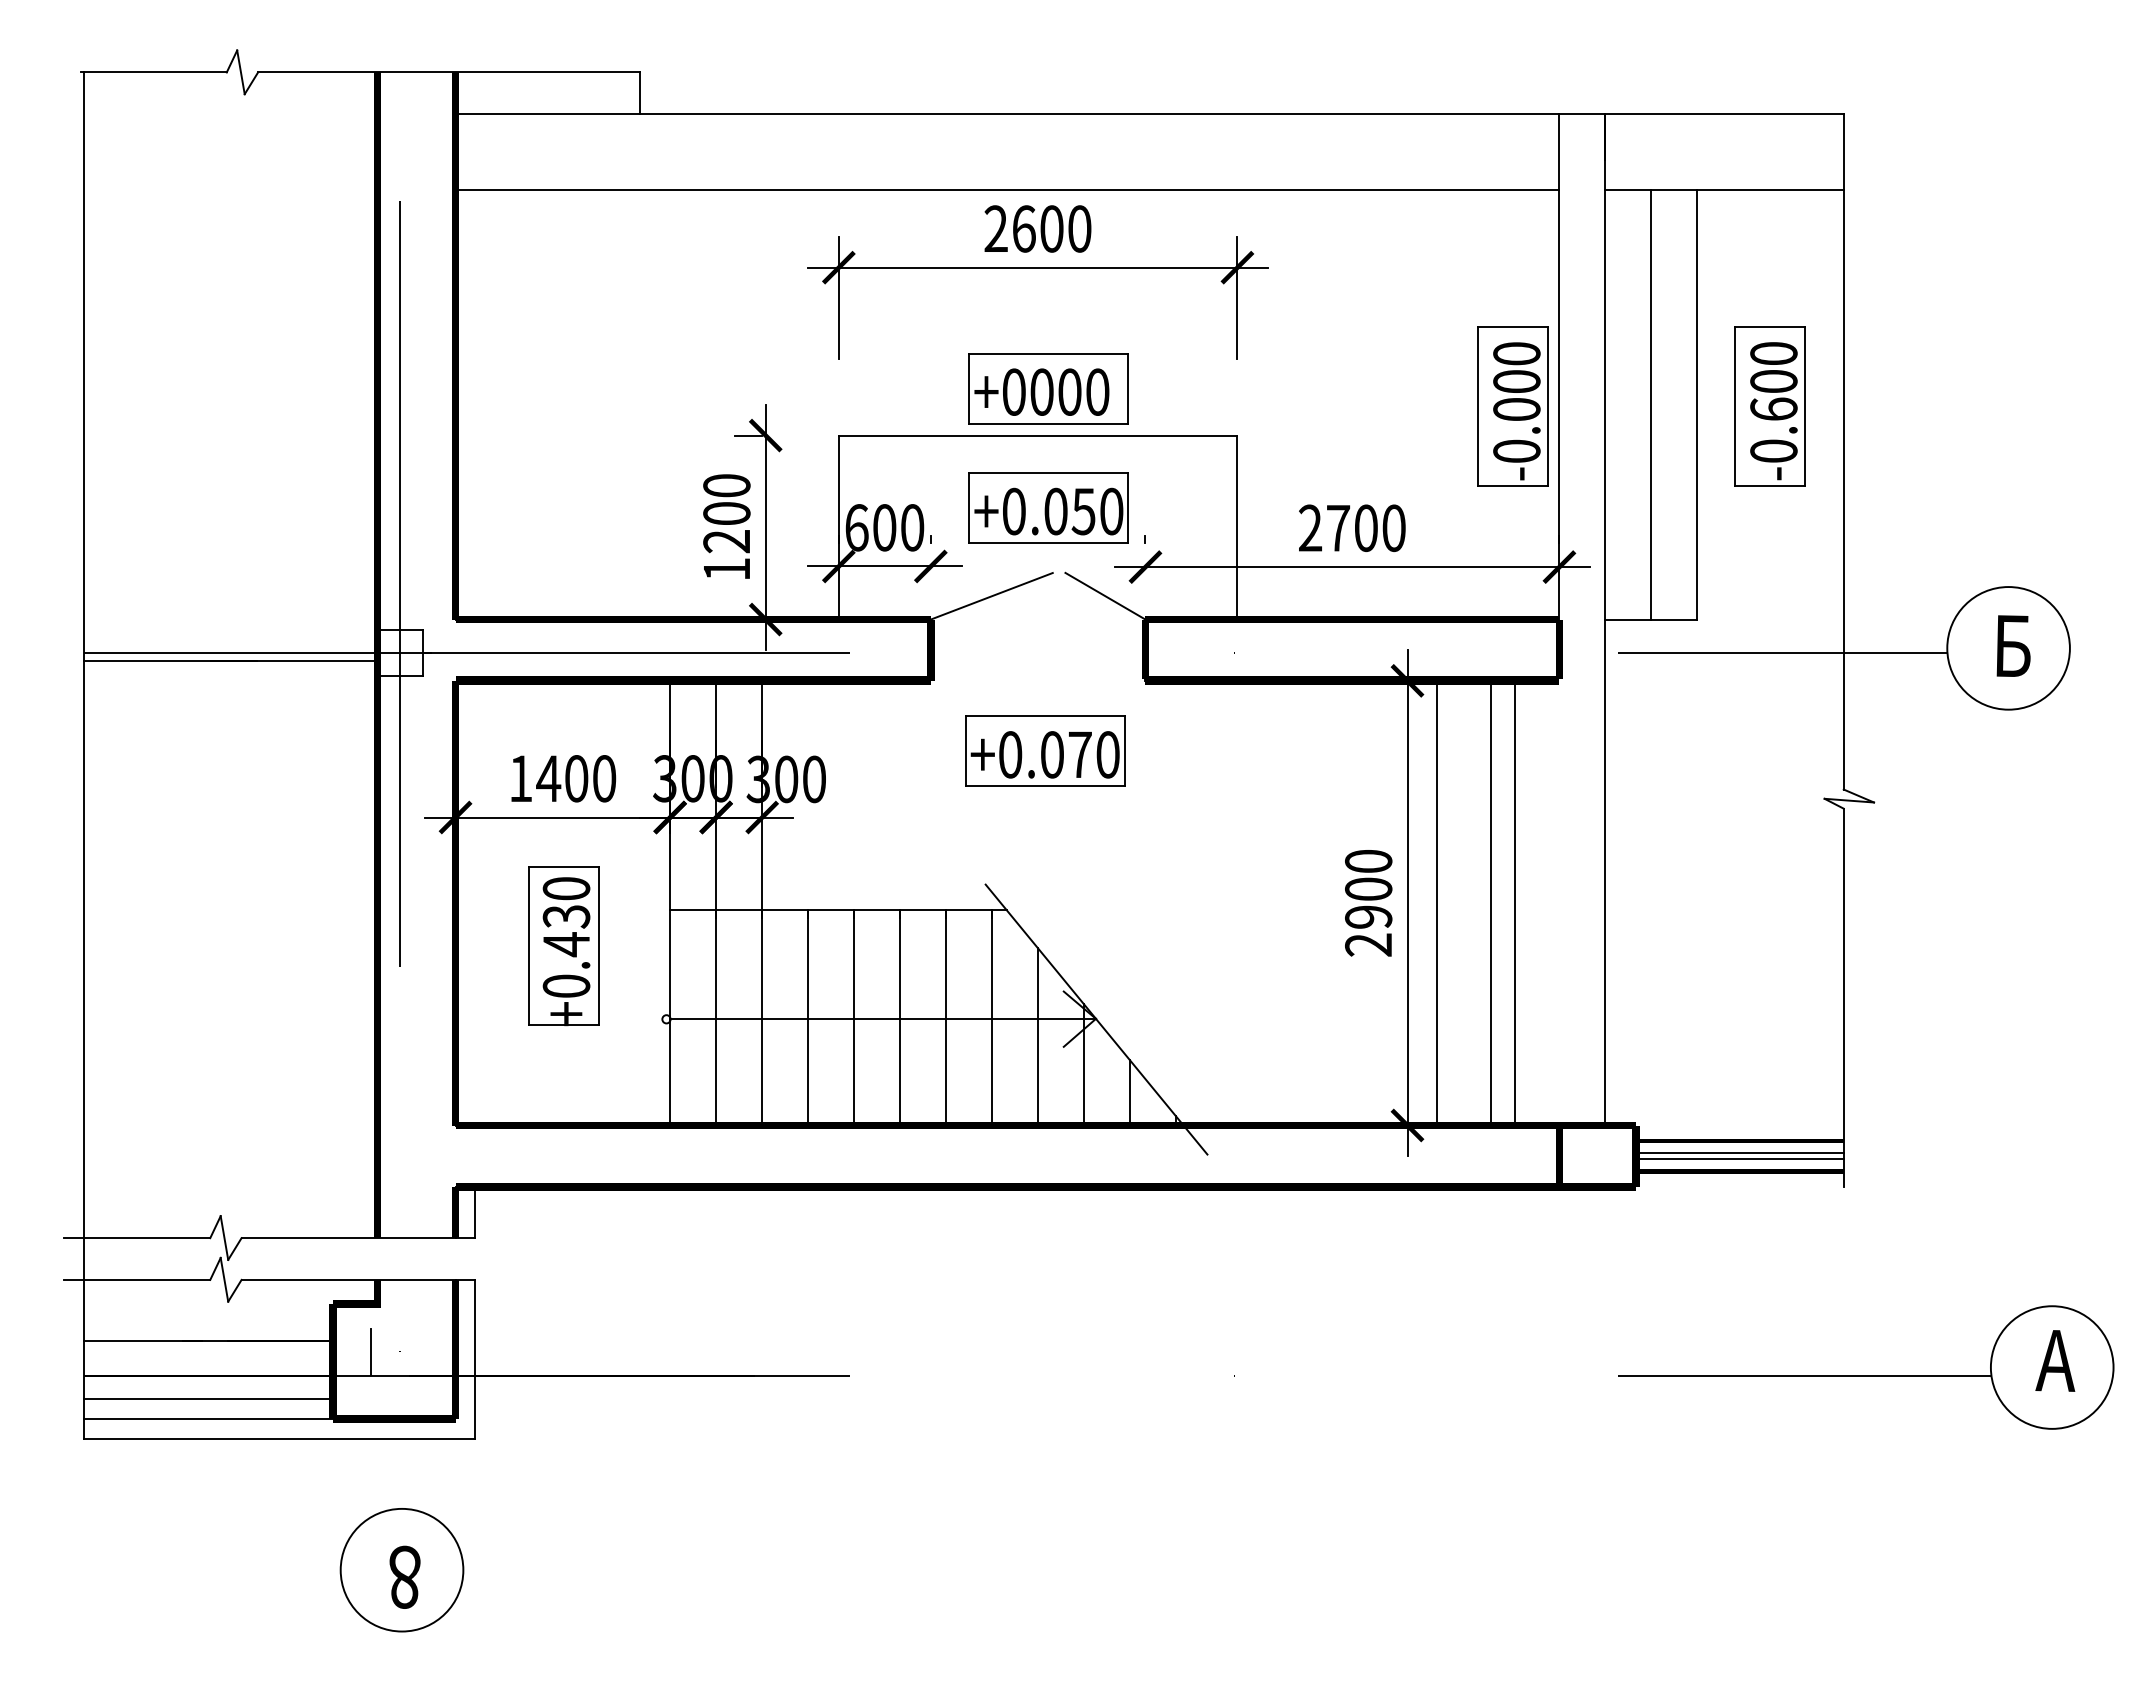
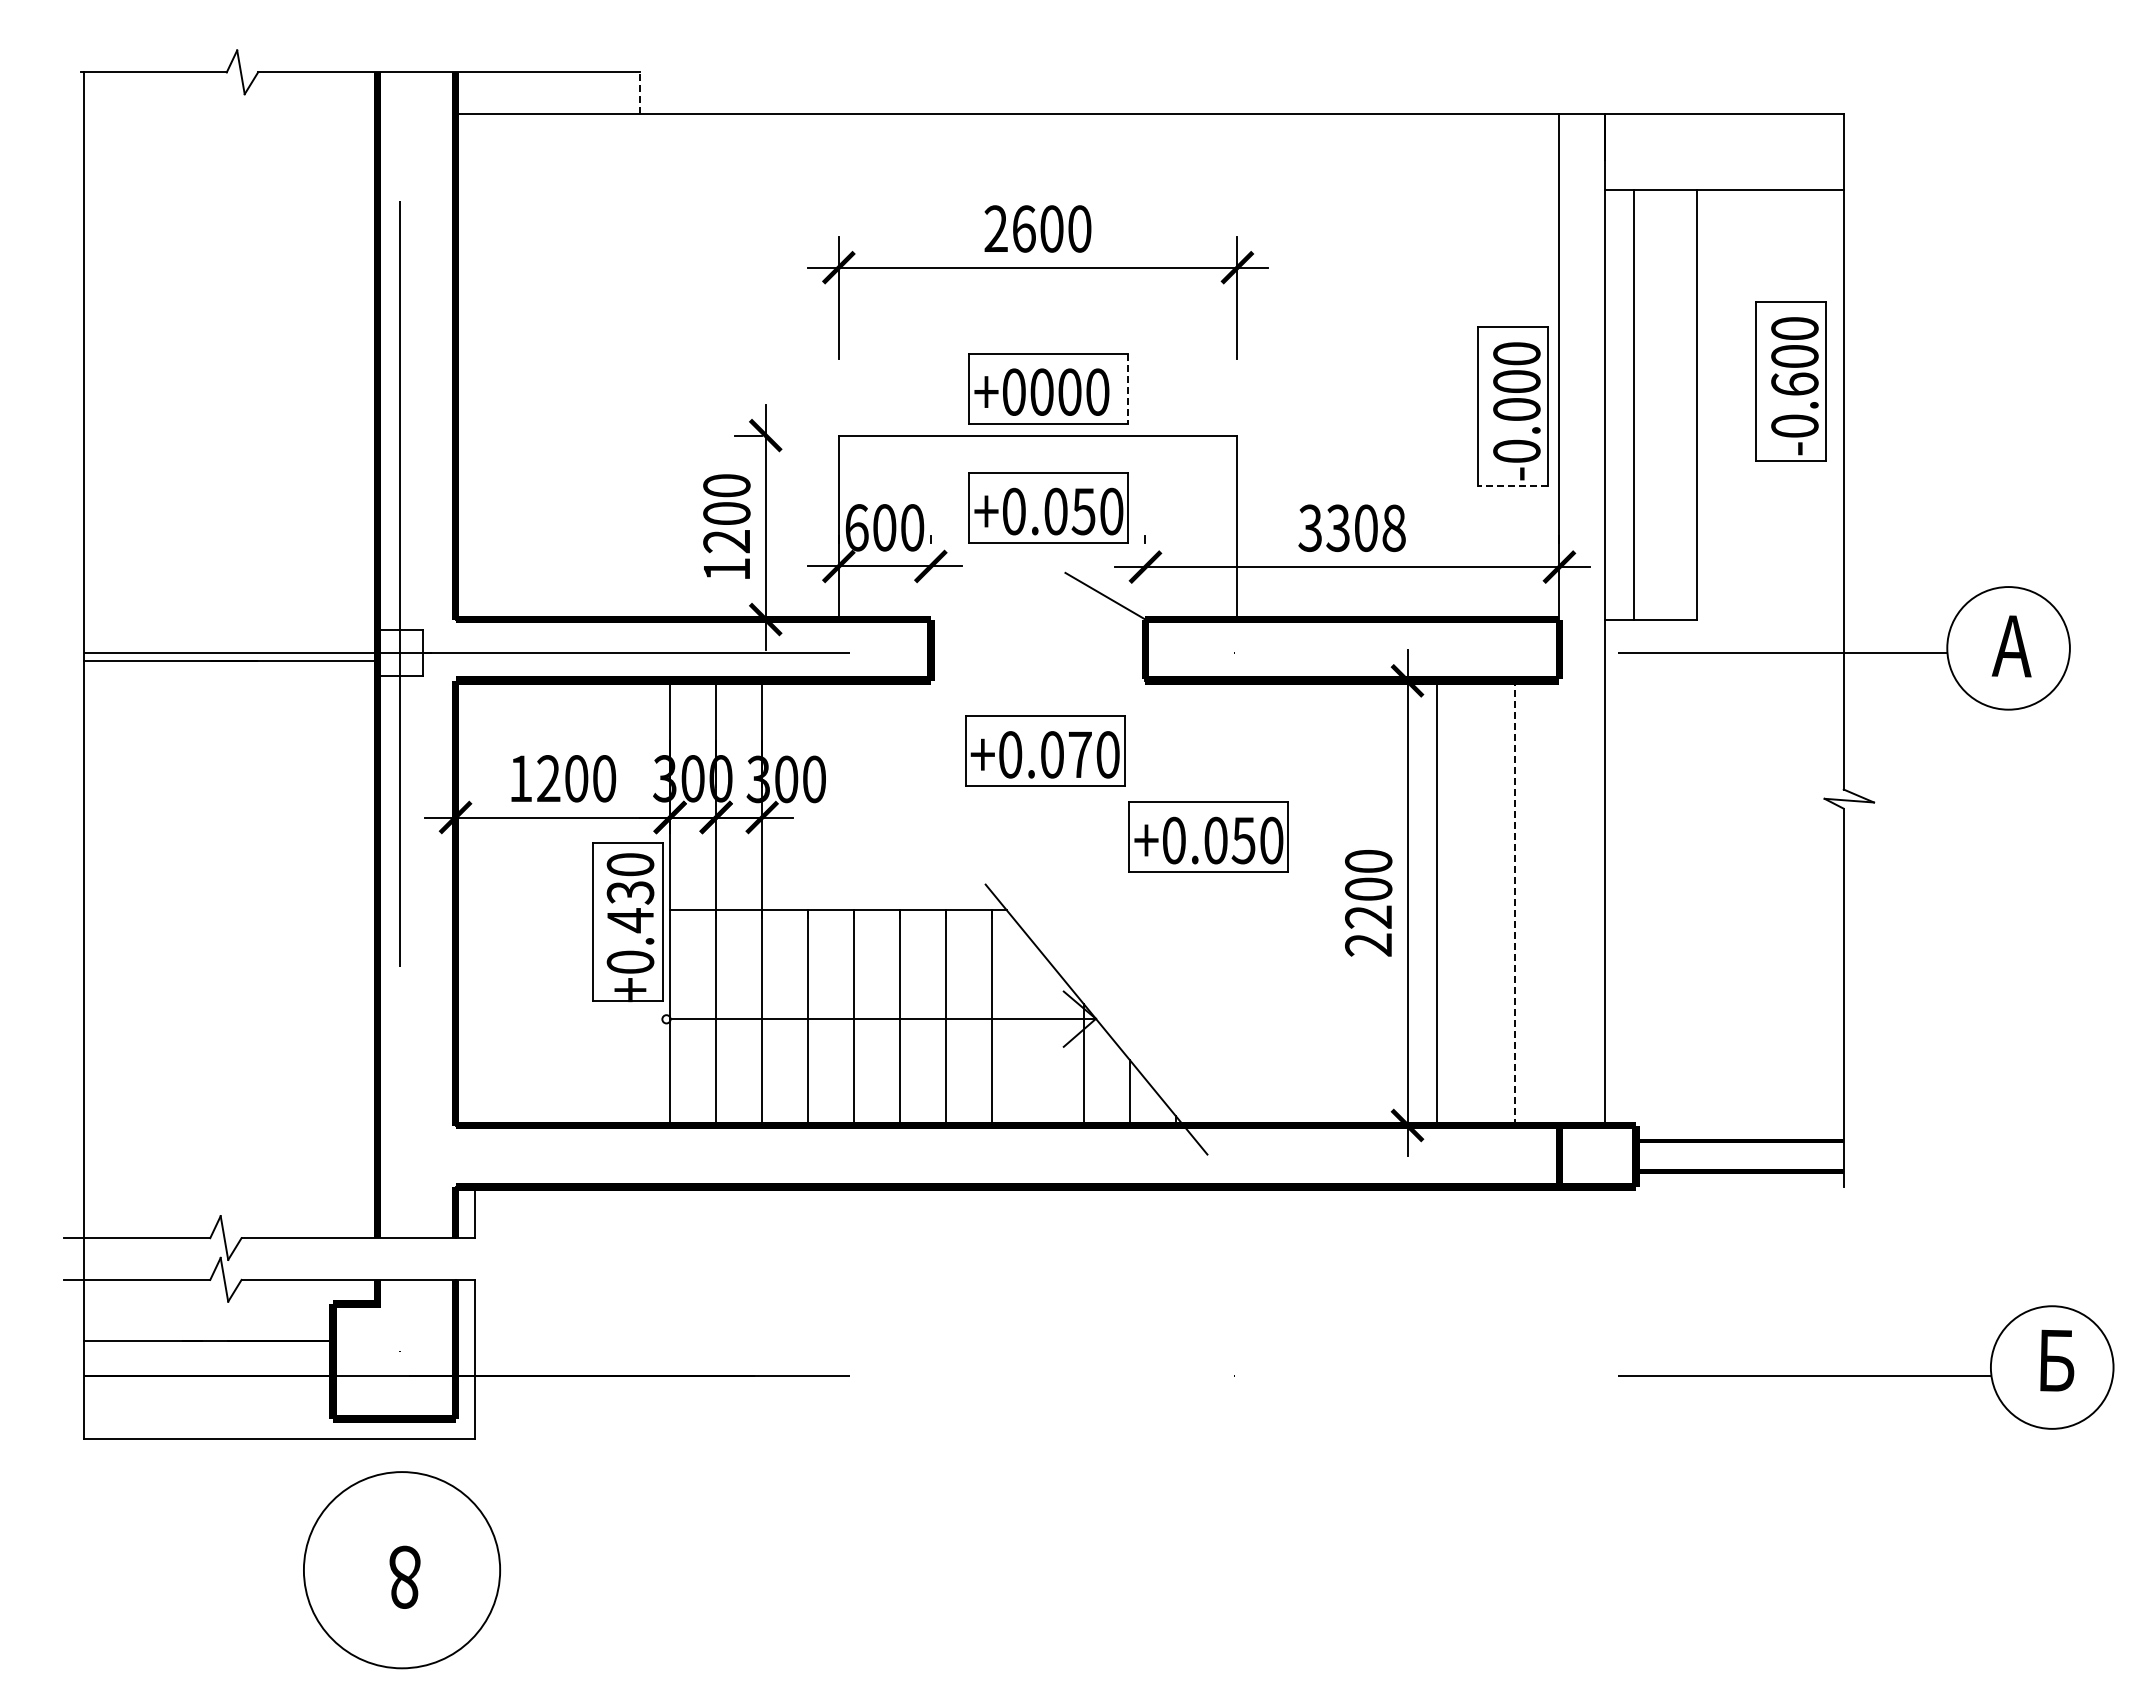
line: solid -> dashed (639, 93)
line: present -> none (1007, 190)
line: solid -> dashed (1128, 388)
line position: (1651, 404) -> (1634, 404) (1634, 404)
part position: (1769, 406) -> (1790, 381) (1790, 381)
line: solid -> dashed (1513, 485)
text: 2700 -> 3308 (1351, 528)
line: present -> none (991, 596)
text: Б -> А (2011, 646)
text: 1400 -> 1200 (548, 778)
part: none -> present (1208, 836)
line: solid -> dashed (1514, 901)
line: present -> none (1491, 902)
text: 2900 -> 2200 (1368, 916)
part position: (563, 946) -> (627, 922) (627, 922)
line: present -> none (1038, 1036)
line: present -> none (1739, 1153)
line: present -> none (1739, 1158)
line: present -> none (371, 1352)
text: А -> Б (2055, 1360)
line: present -> none (207, 1399)
line: present -> none (207, 1419)
circle diameter: 123 px -> 196 px (401, 1570)
